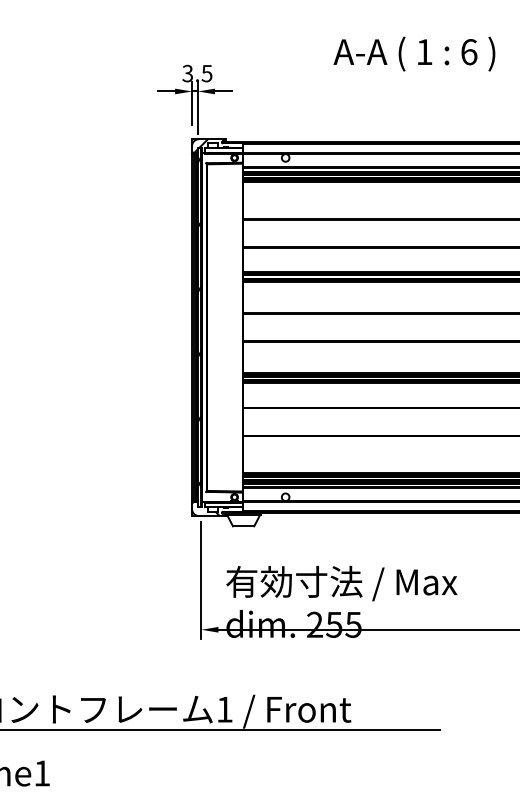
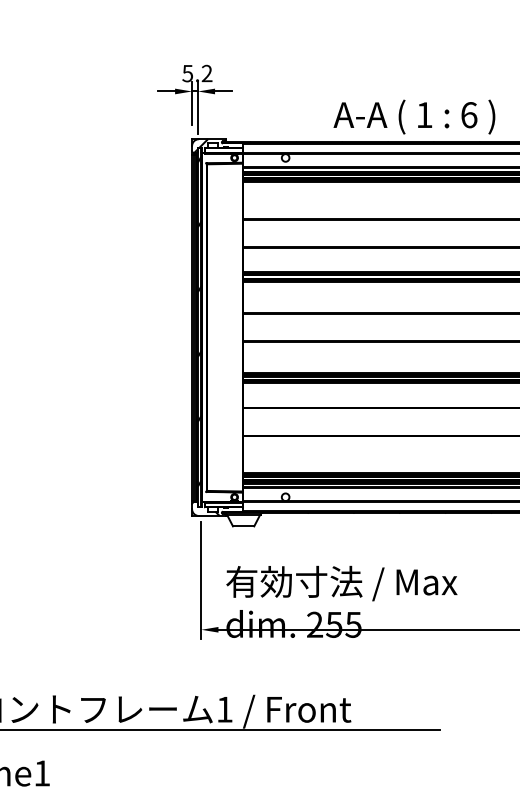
text position: (414, 53) -> (414, 116) (414, 116)
text: 3.5 -> 5.2 (197, 73)
